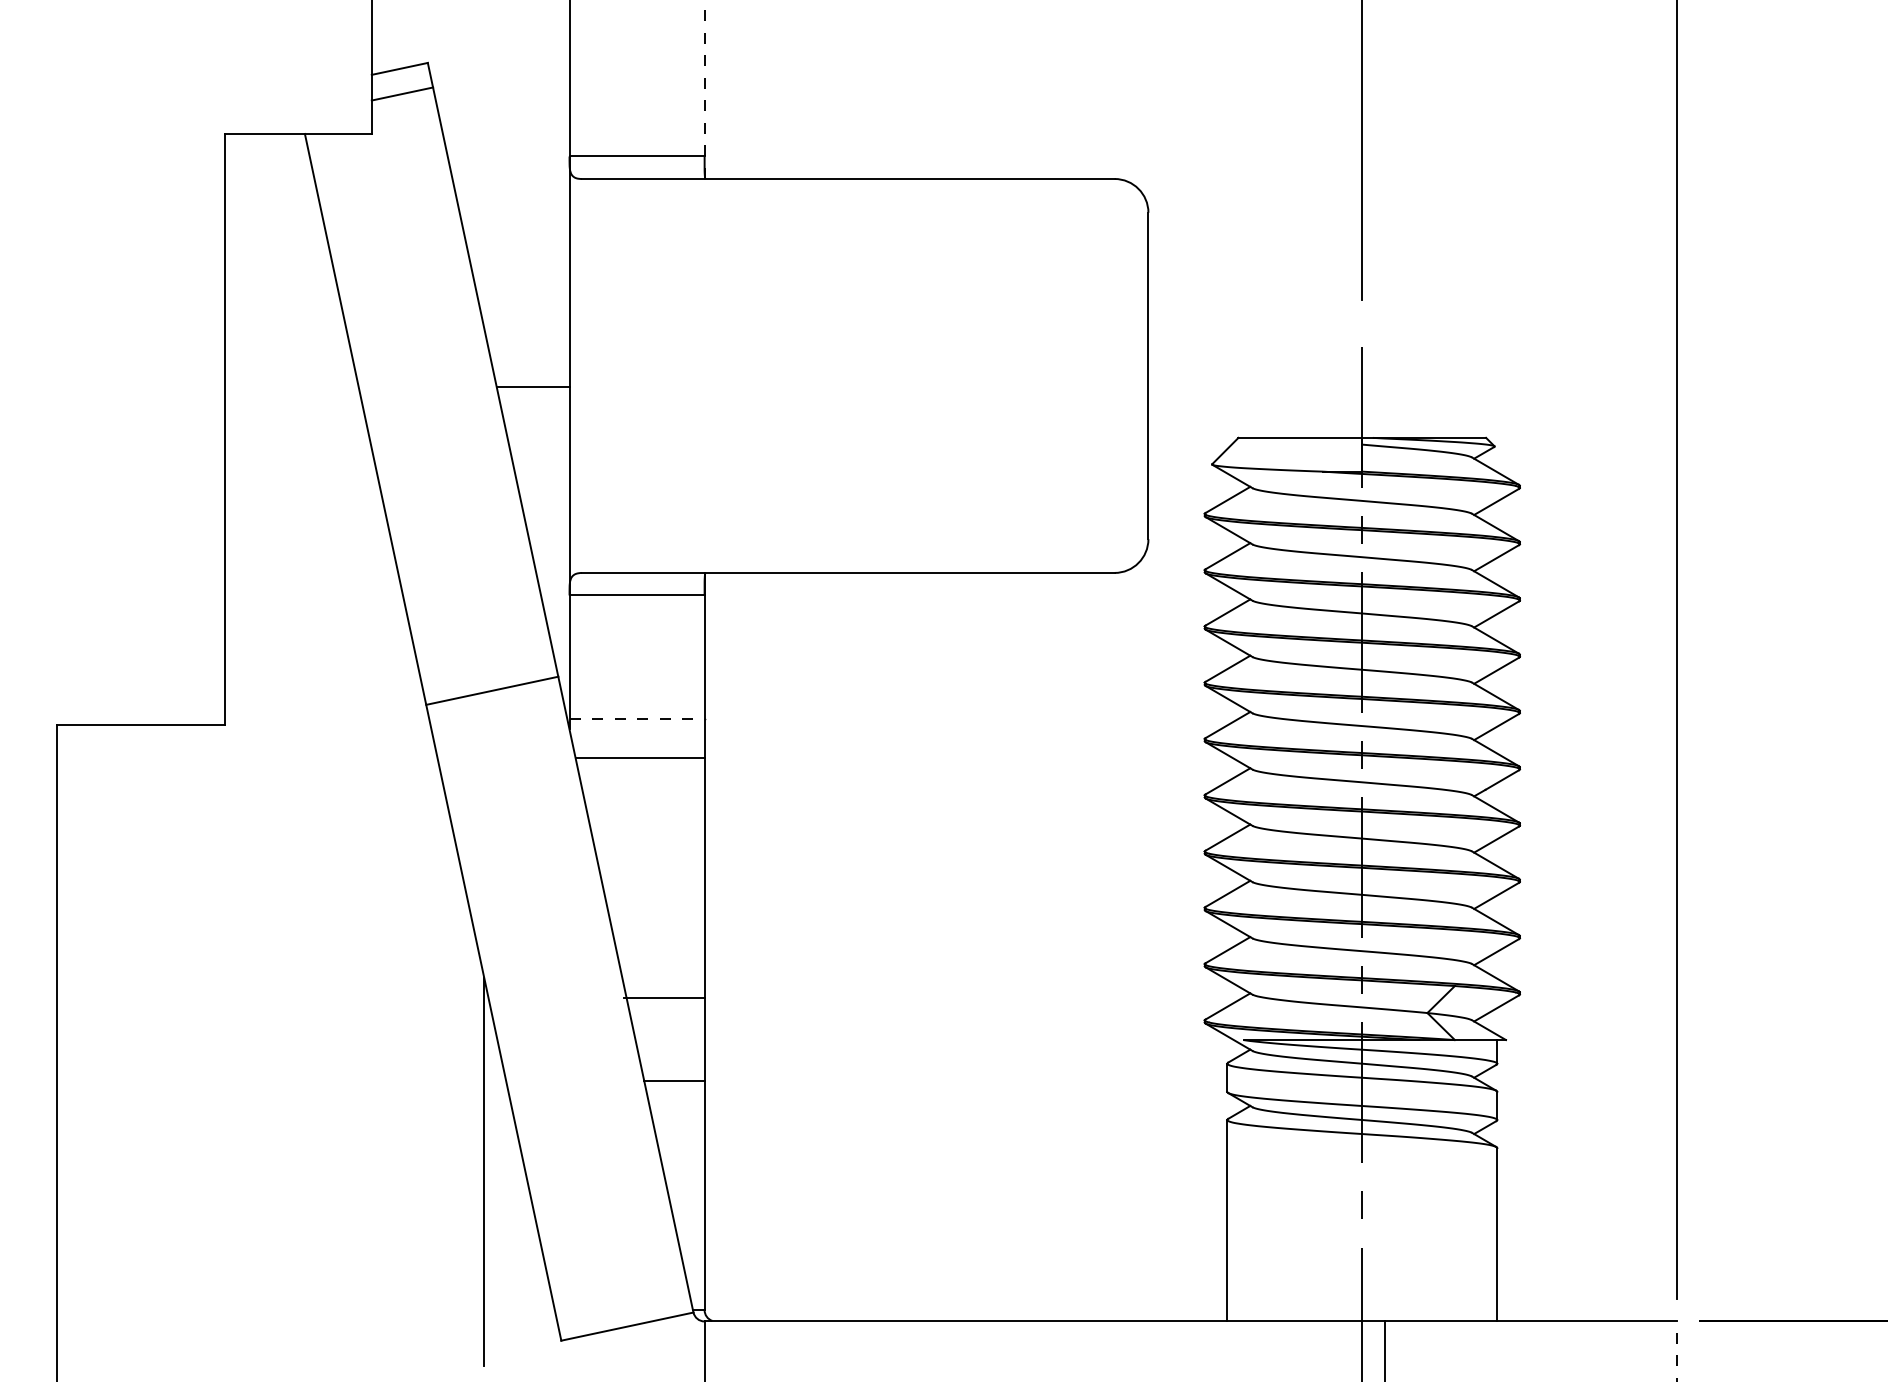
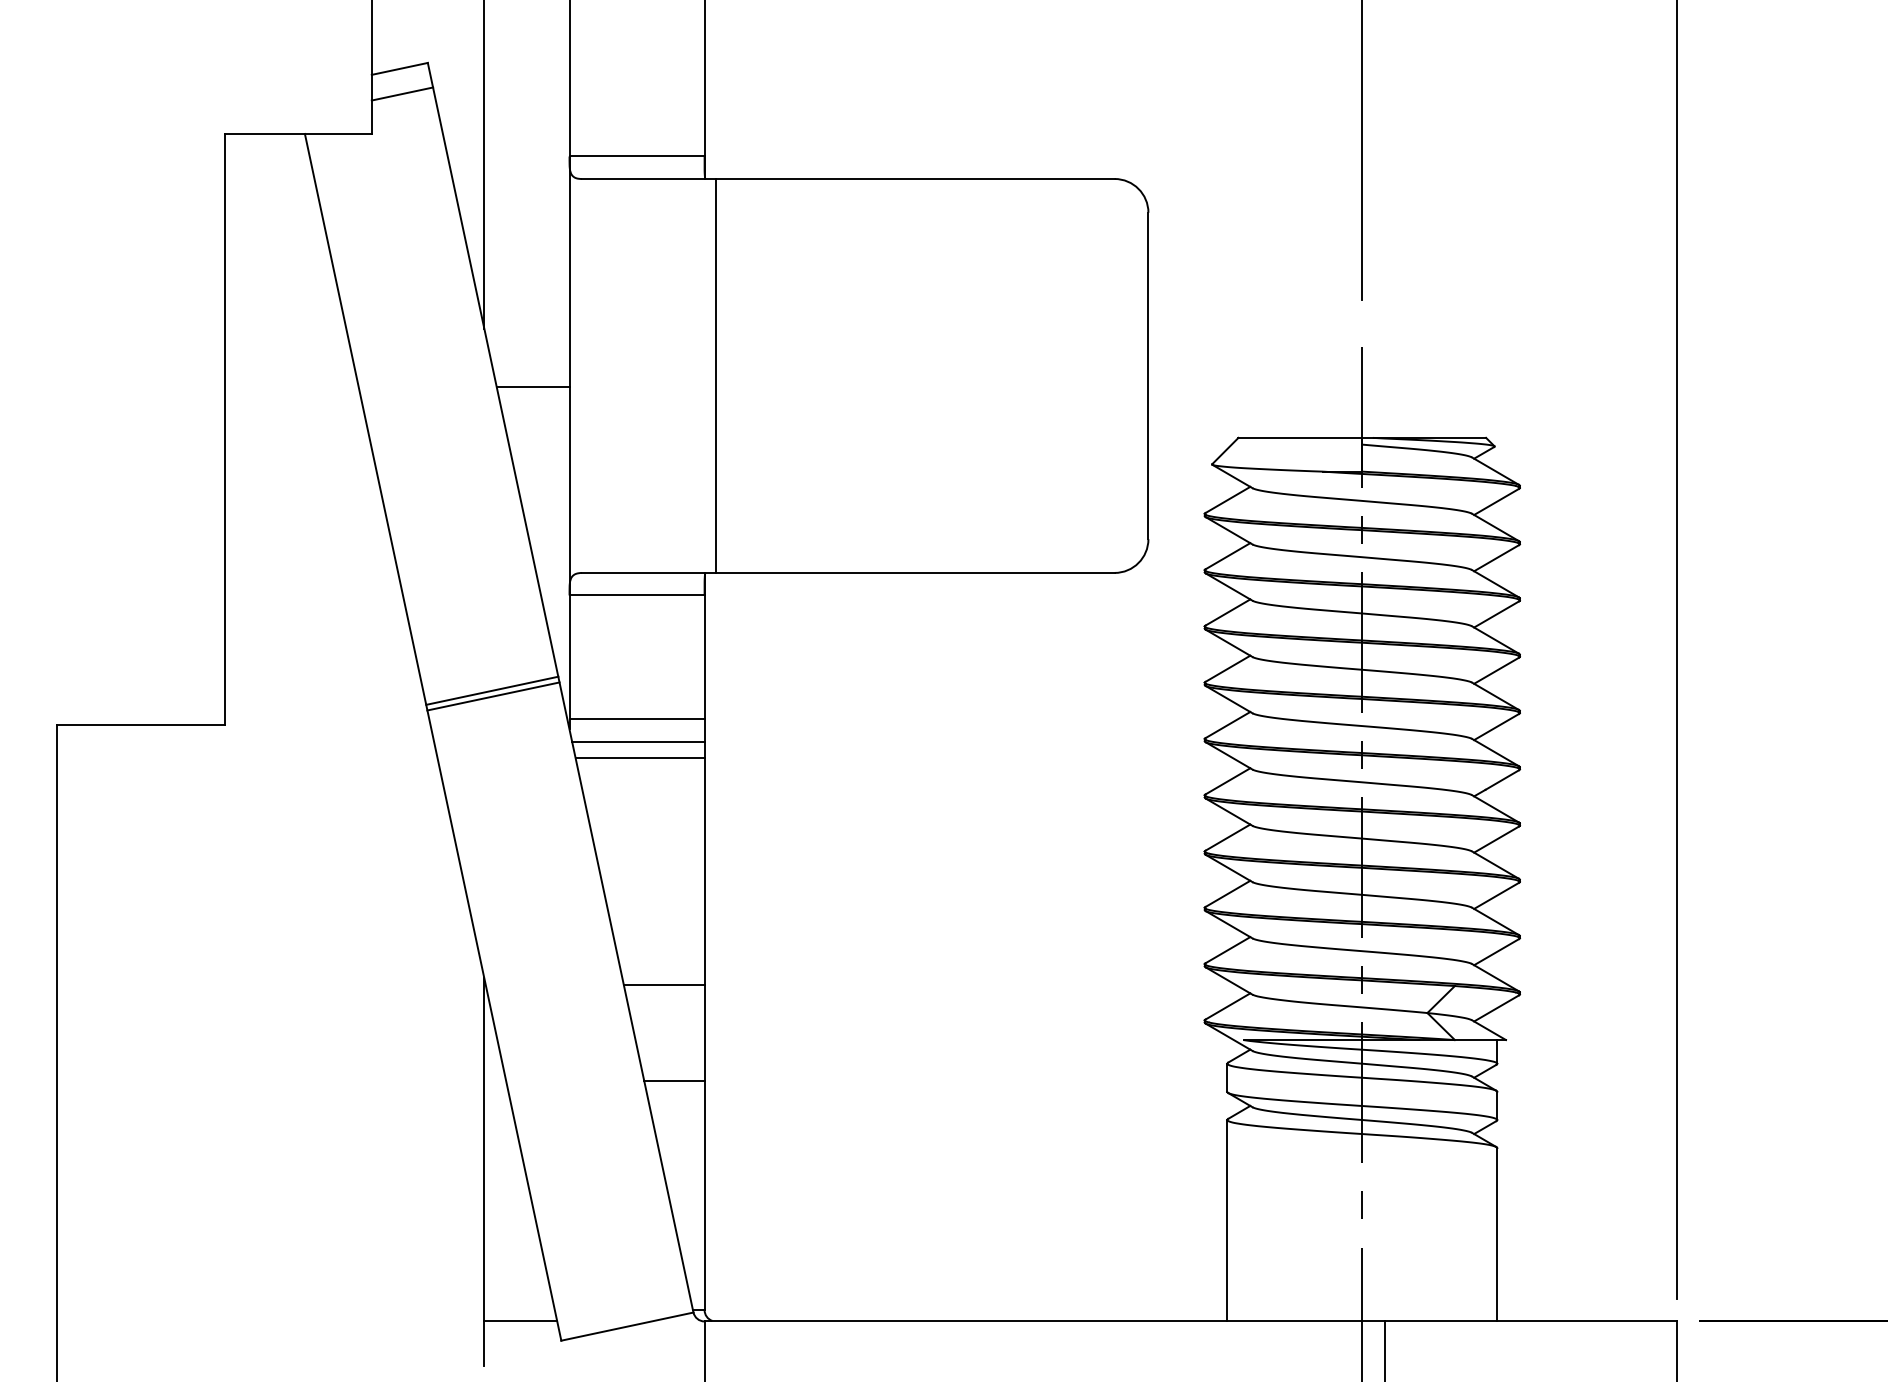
line: dashed -> solid (704, 89)
line: none -> present (484, 165)
line: none -> present (715, 375)
line: none -> present (493, 696)
line: dashed -> solid (637, 719)
line: none -> present (638, 741)
line position: (663, 997) -> (663, 984) (663, 984)
line: none -> present (520, 1321)
line: dashed -> solid (1677, 1351)
